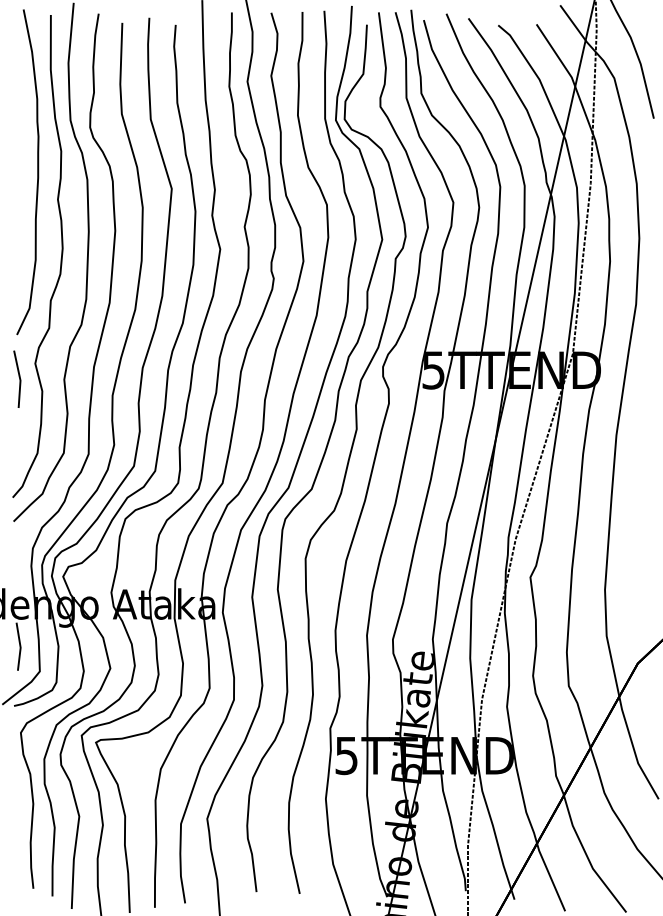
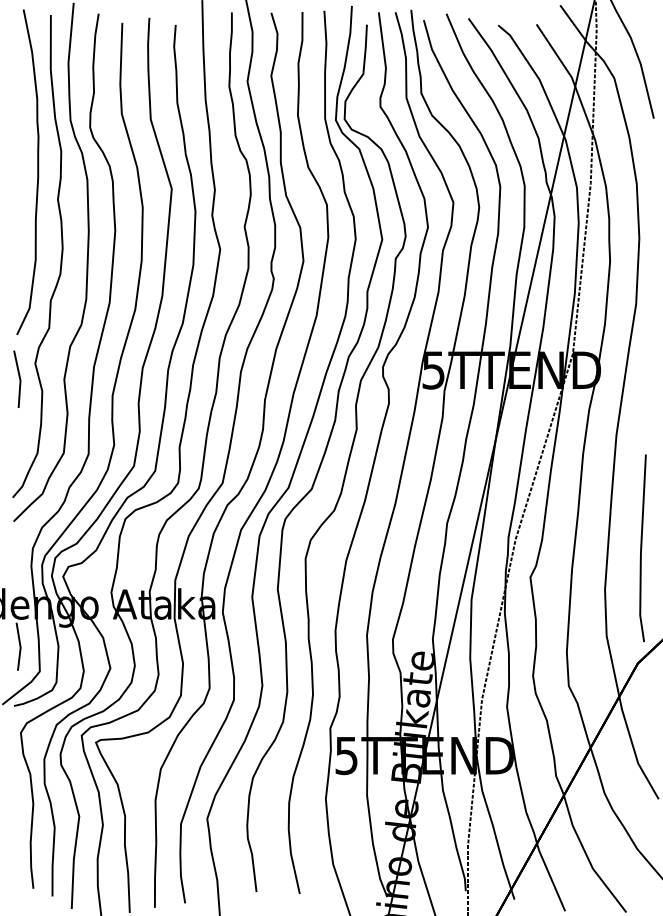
line: none -> present (642, 548)
